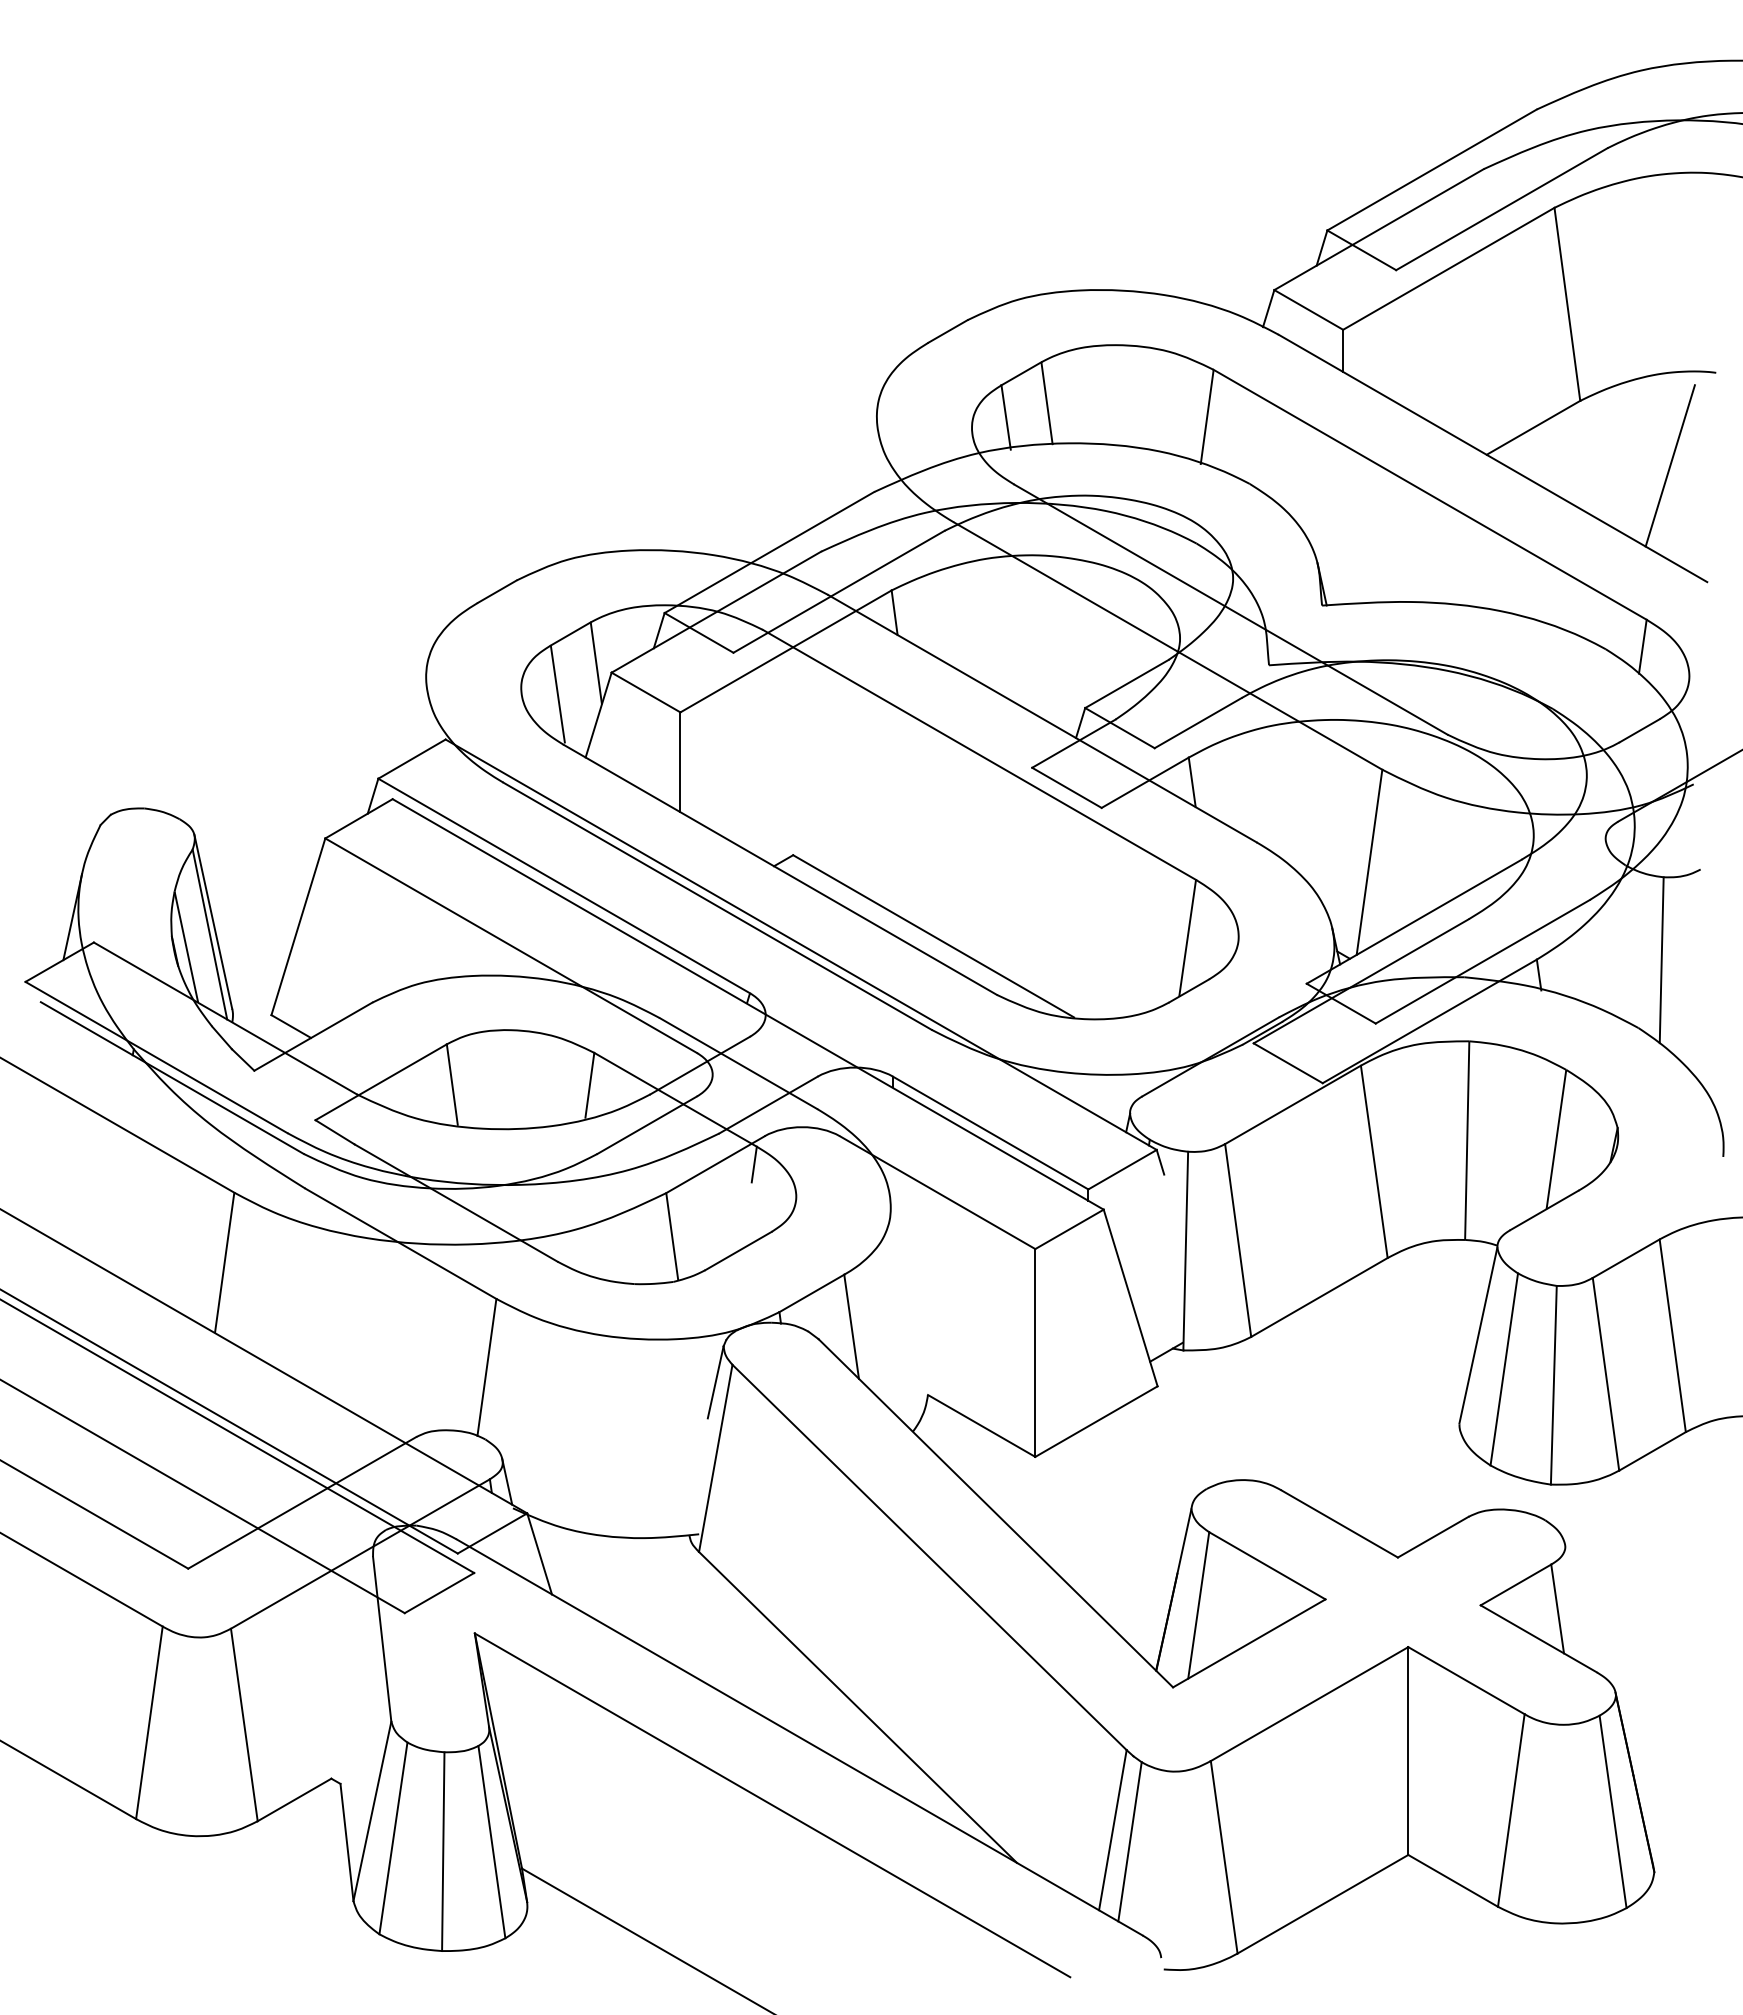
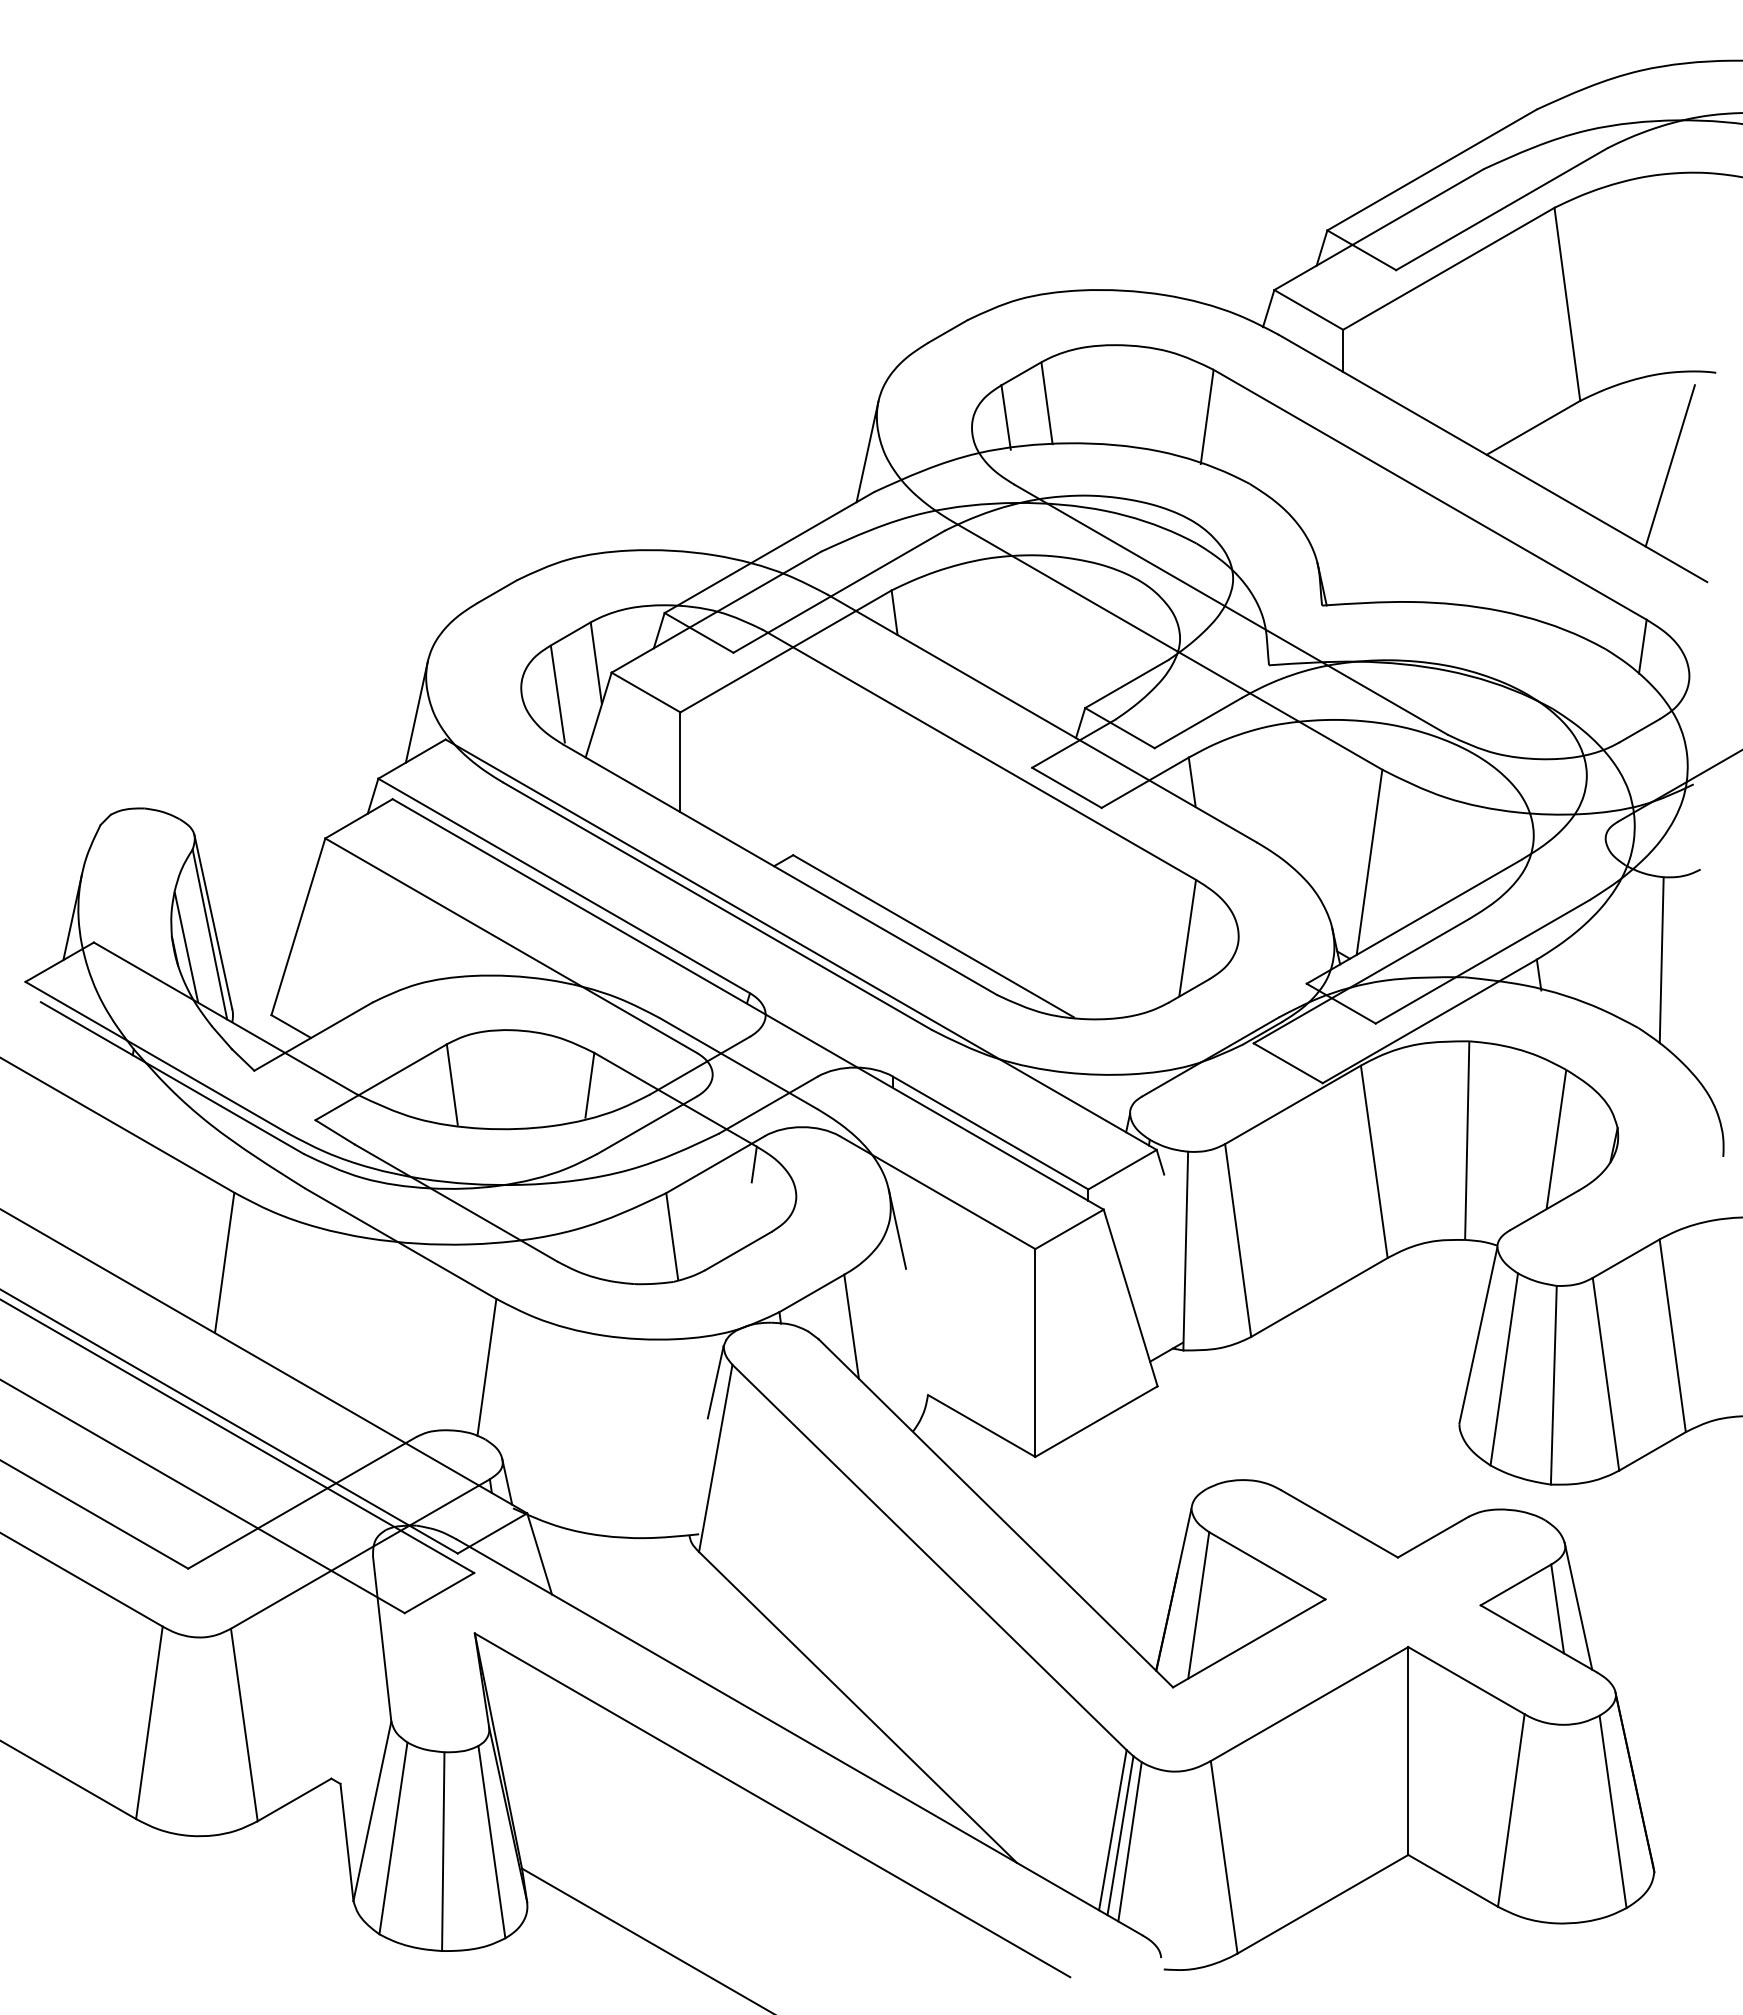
line: none -> present (867, 451)
line: none -> present (416, 711)
line: none -> present (897, 1228)
line: none -> present (1578, 1605)
line: none -> present (1120, 1835)
